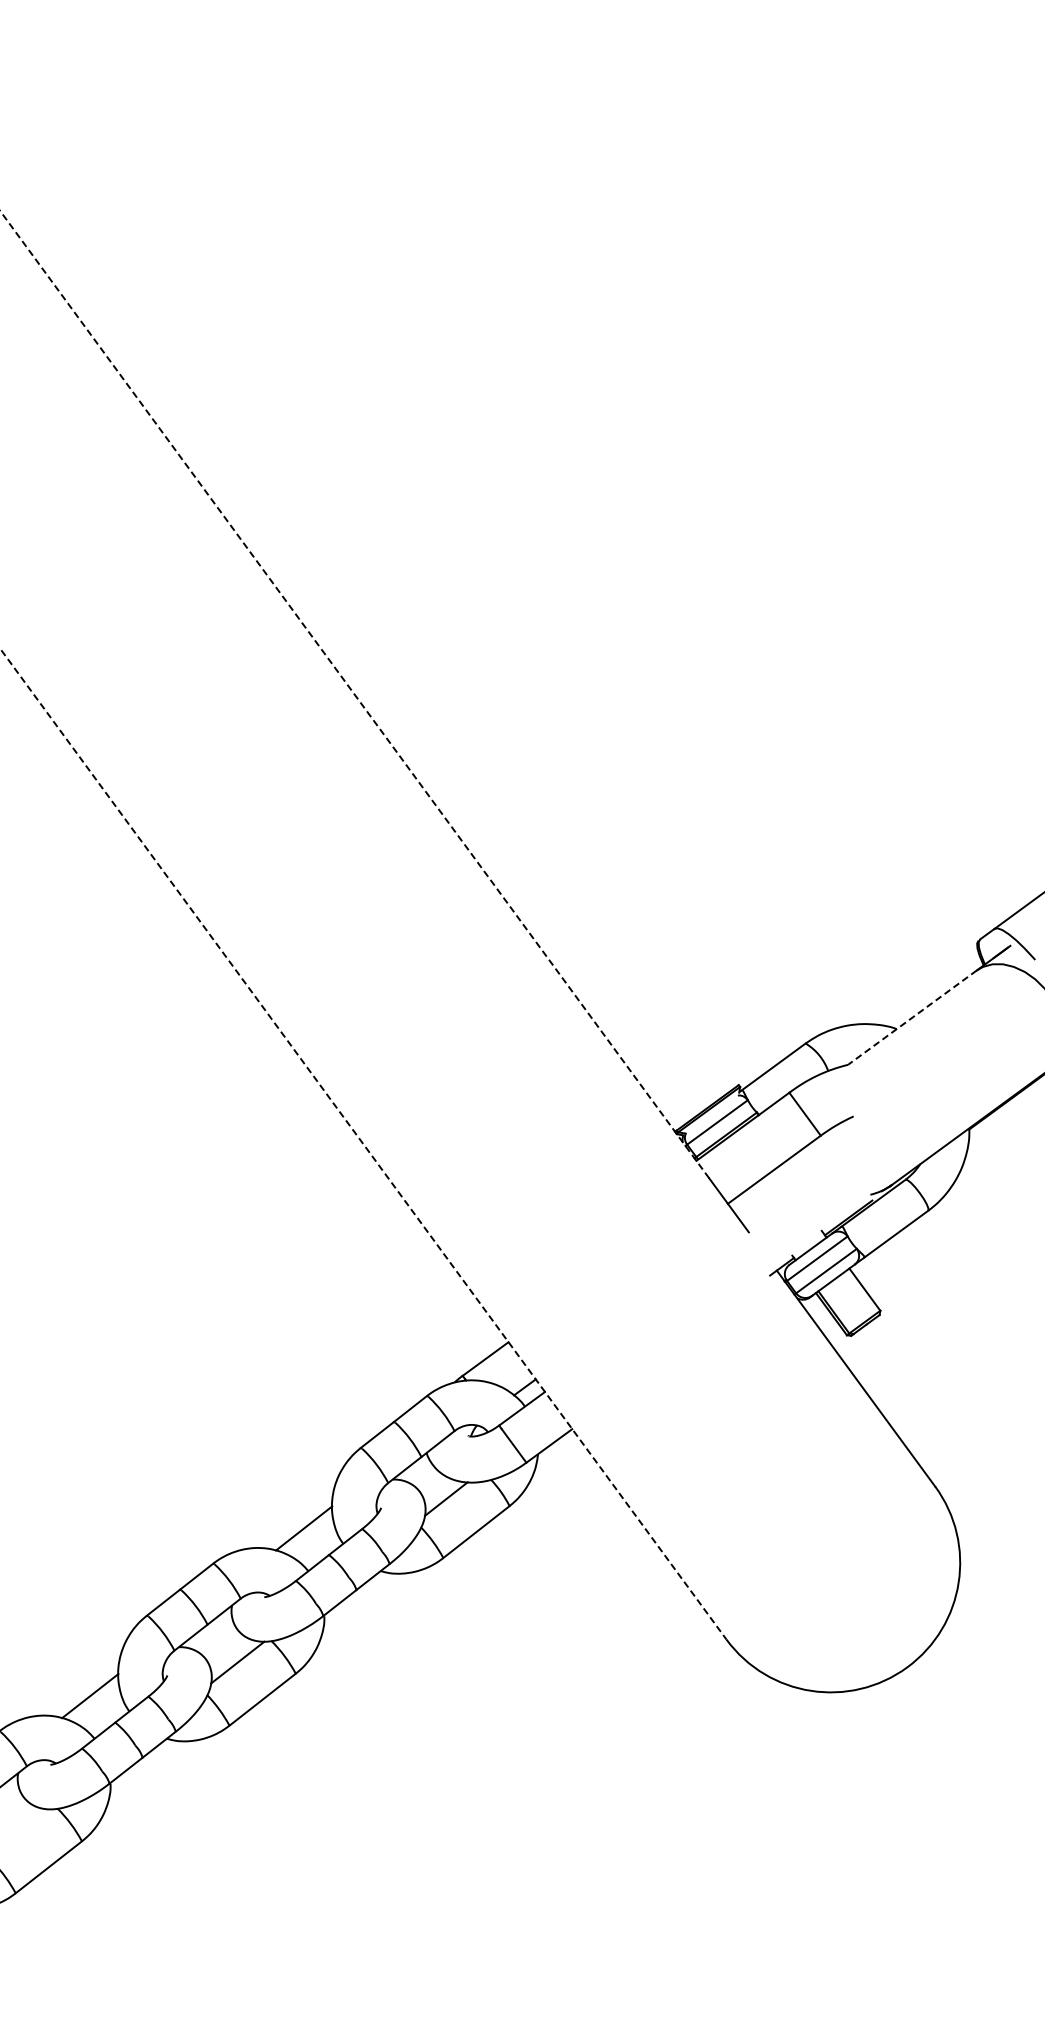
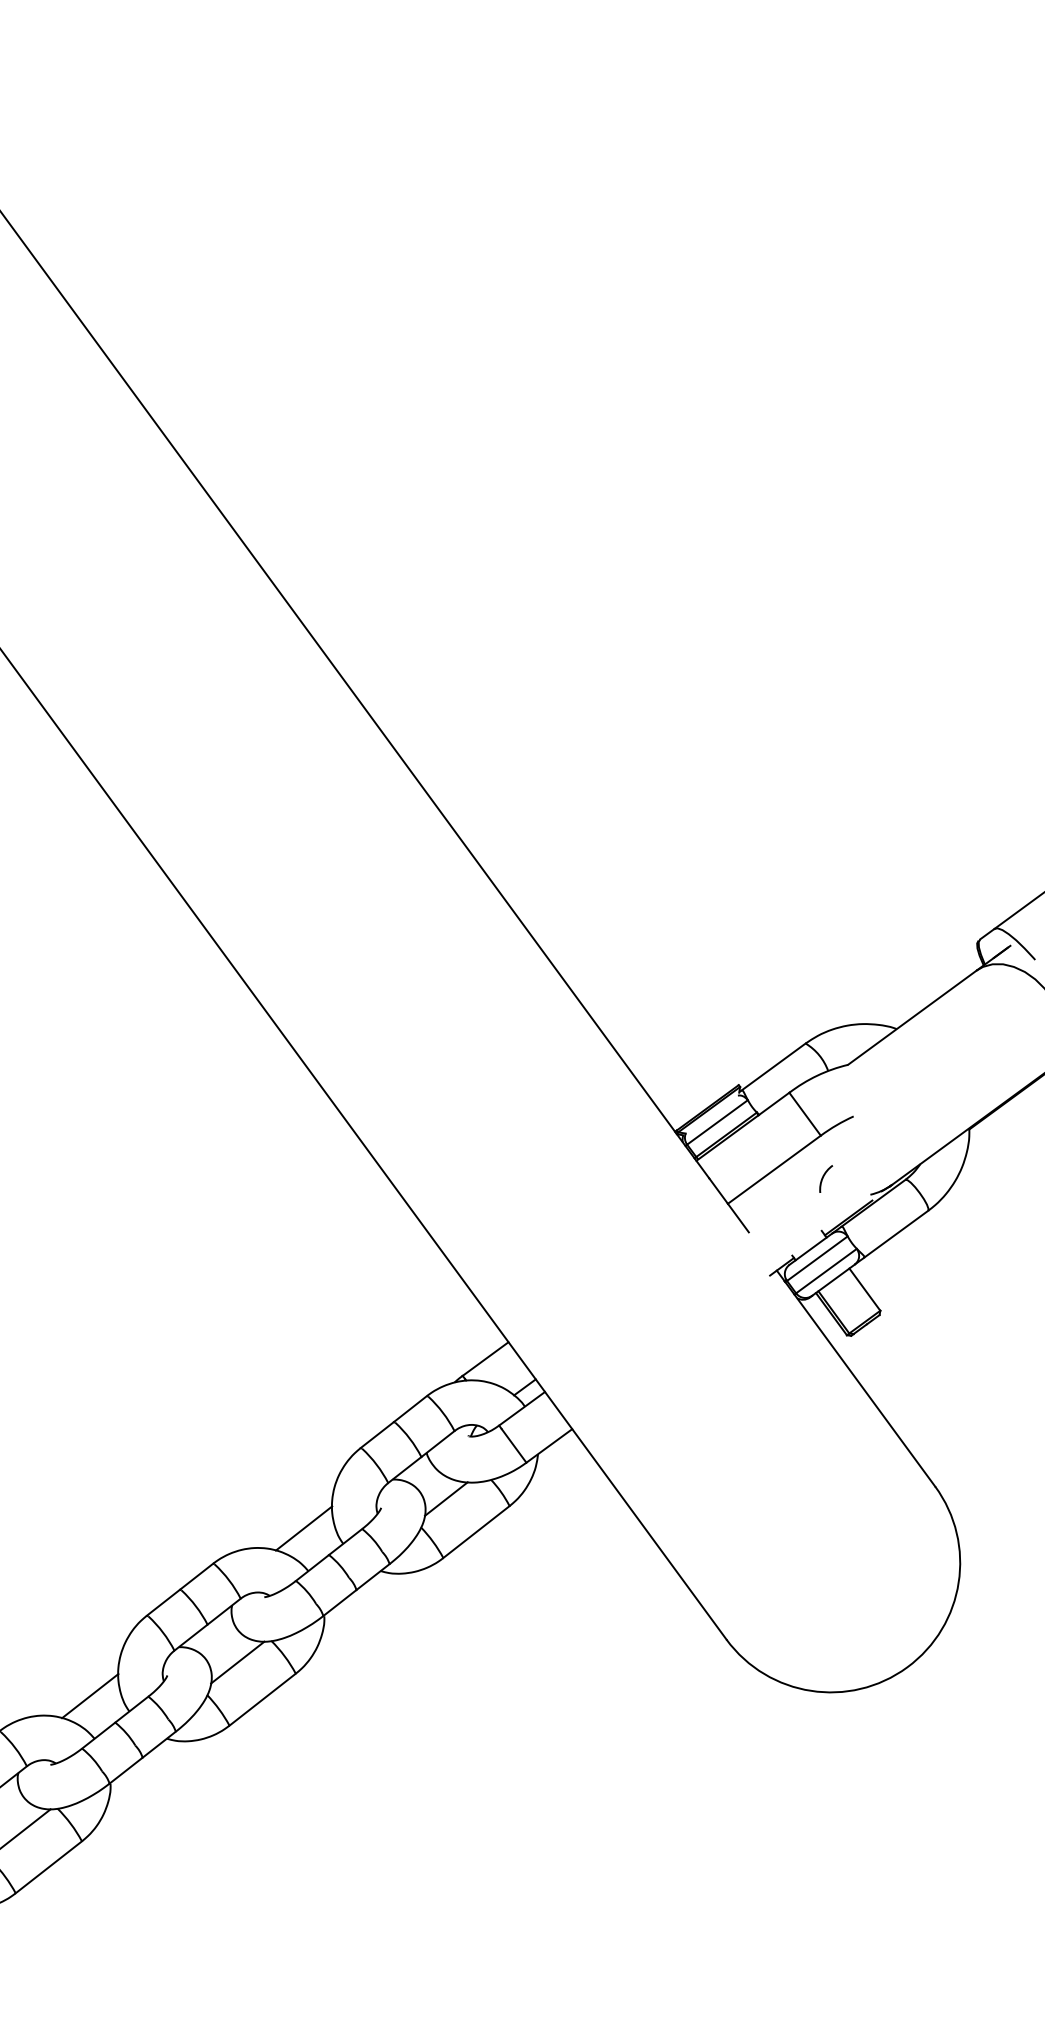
line: dashed -> solid (354, 694)
line: dashed -> solid (912, 1017)
line: dashed -> solid (363, 1144)
arc: none -> present (824, 1176)
line: none -> present (26, 1828)
